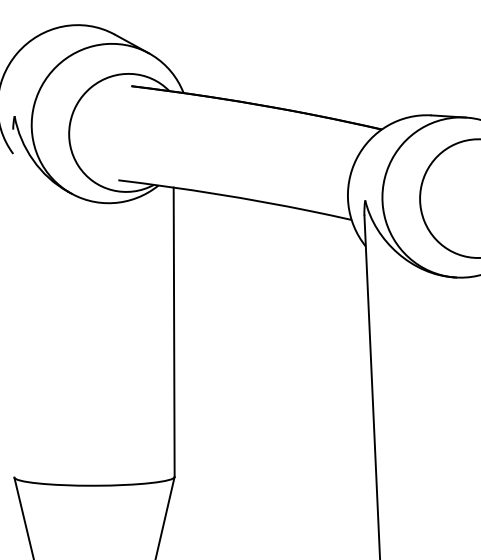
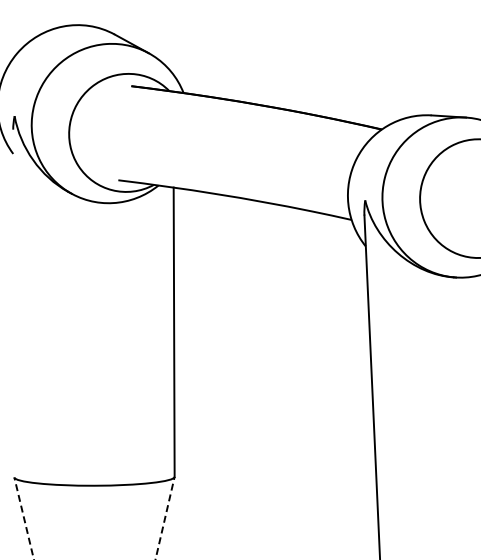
line: solid -> dashed (165, 517)
line: solid -> dashed (24, 518)
